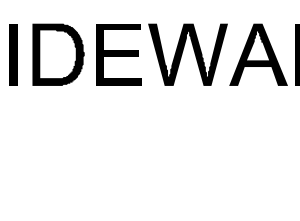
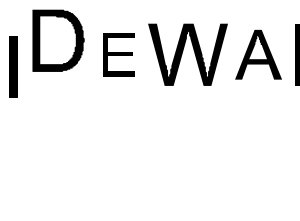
part position: (13, 54) -> (13, 66) (13, 66)
part position: (58, 54) -> (58, 40) (58, 40)
part size: 46x62 px -> 32x44 px (118, 54)
part size: 59x63 px -> 47x51 px (258, 54)
